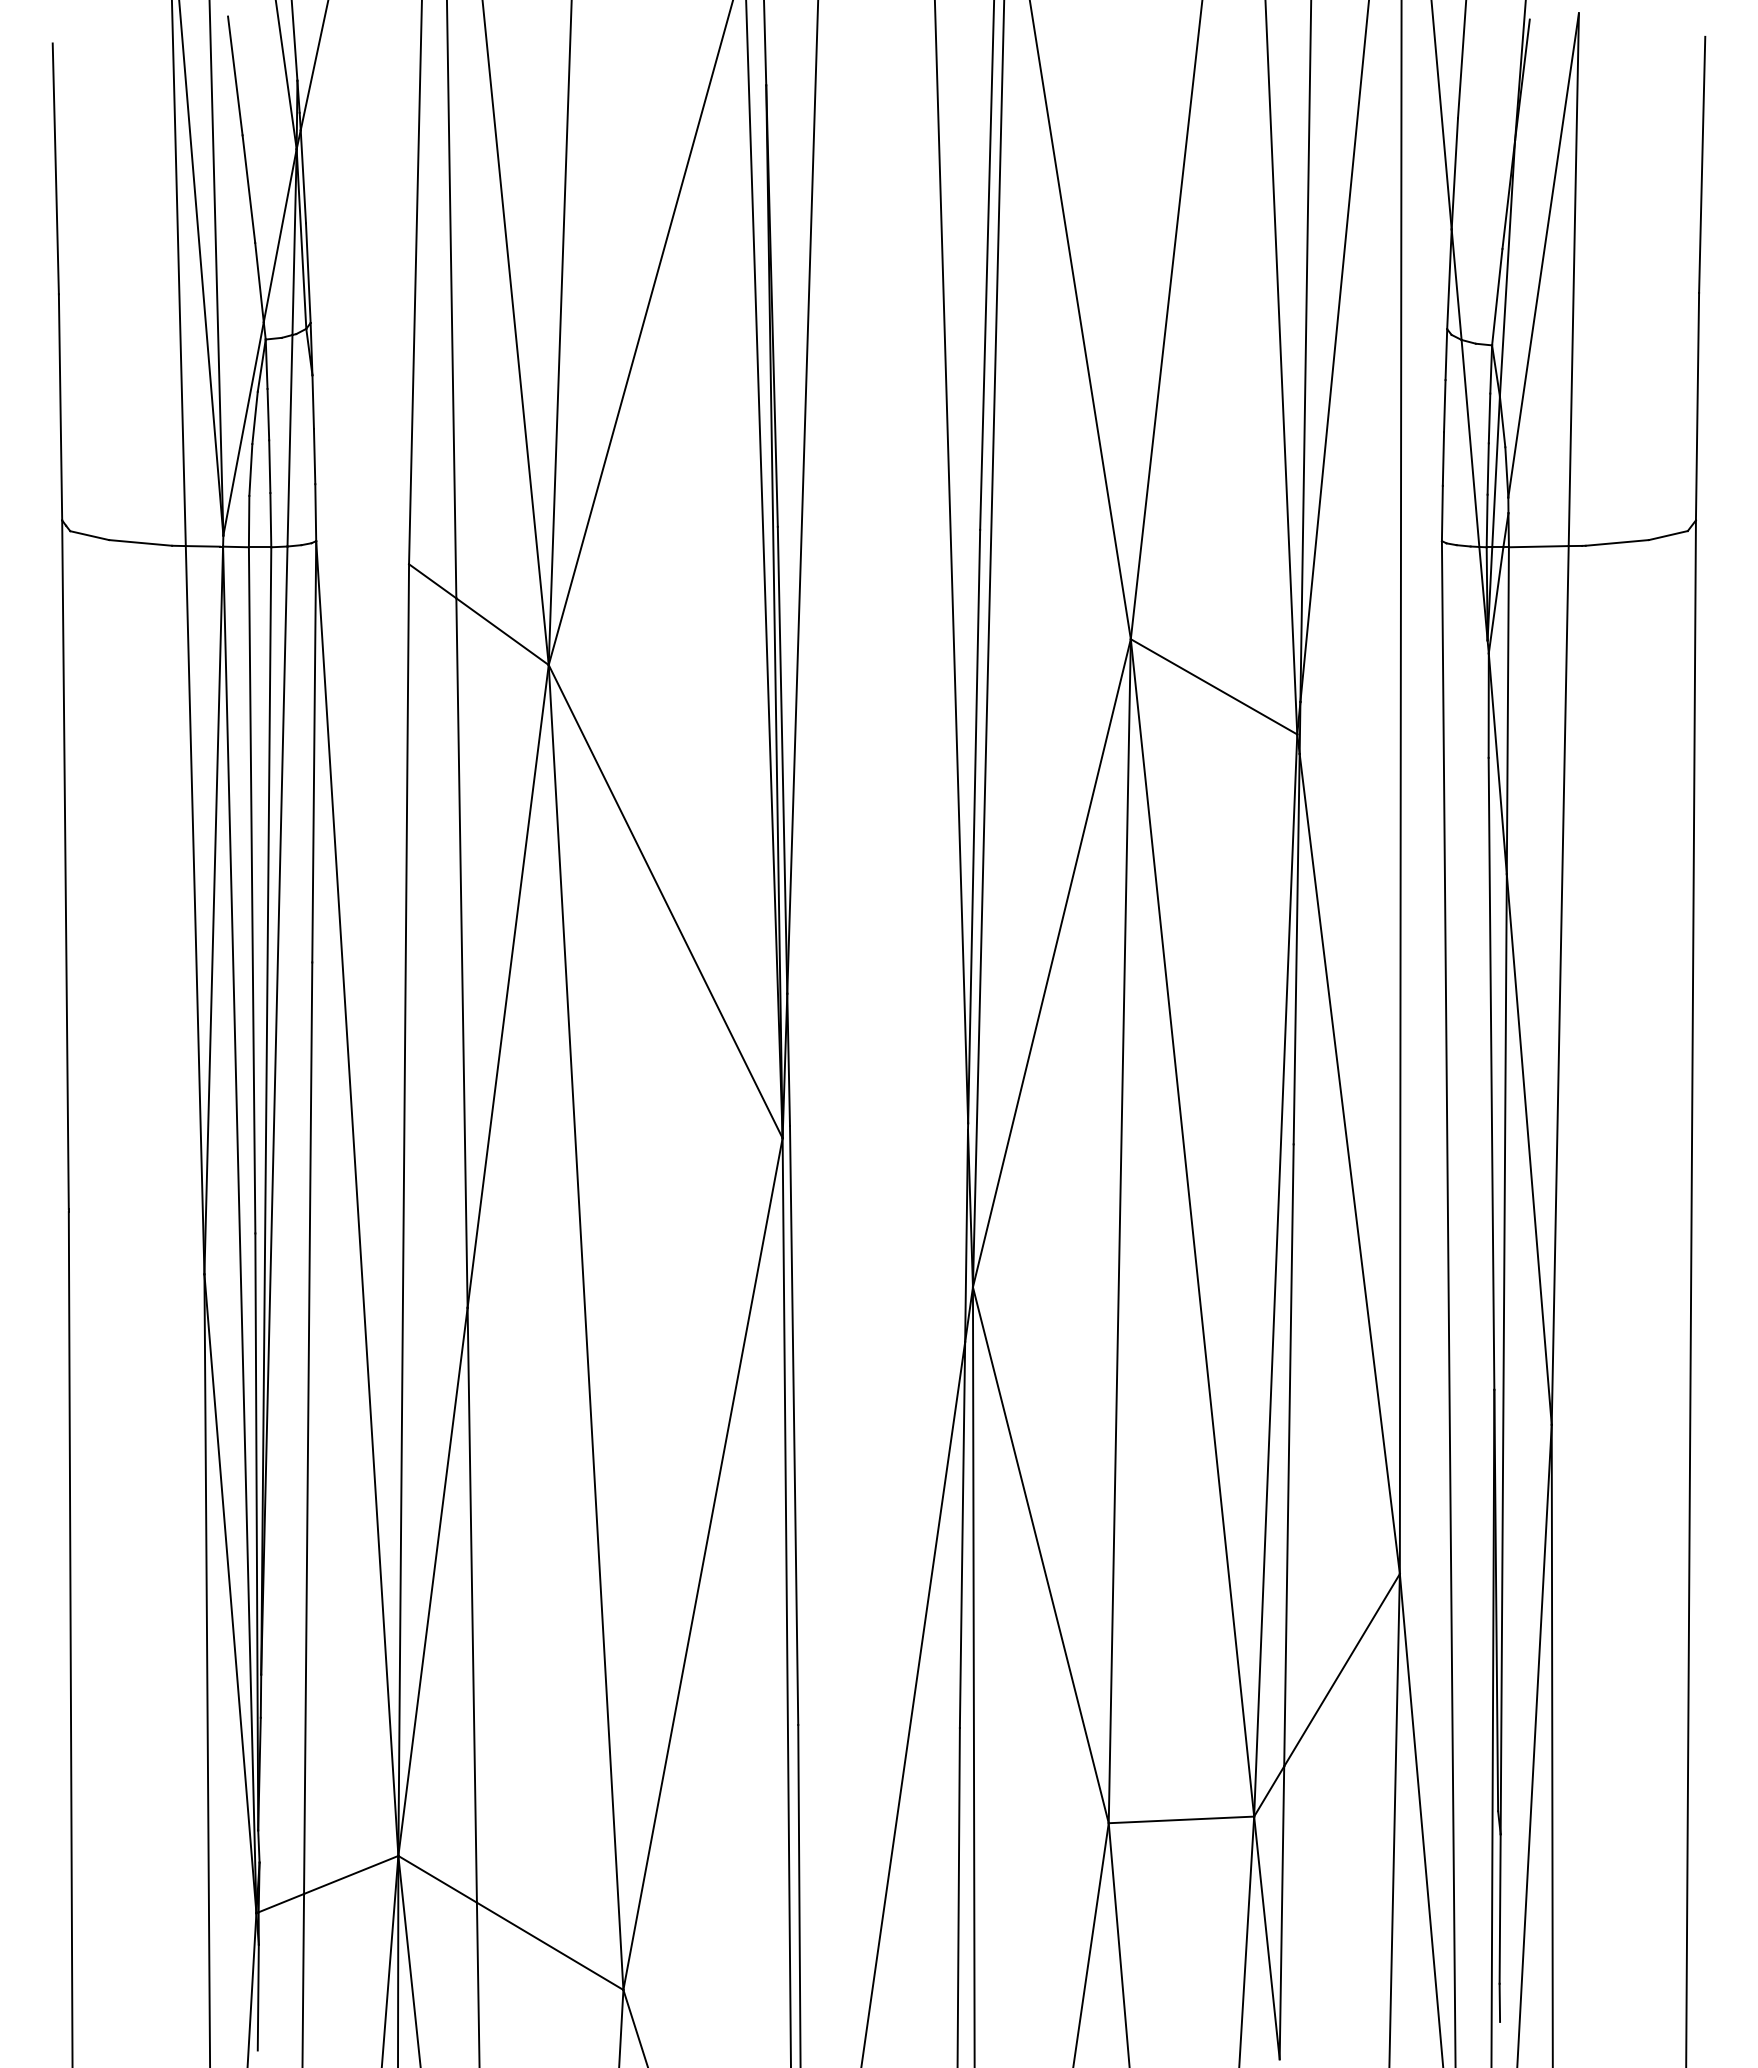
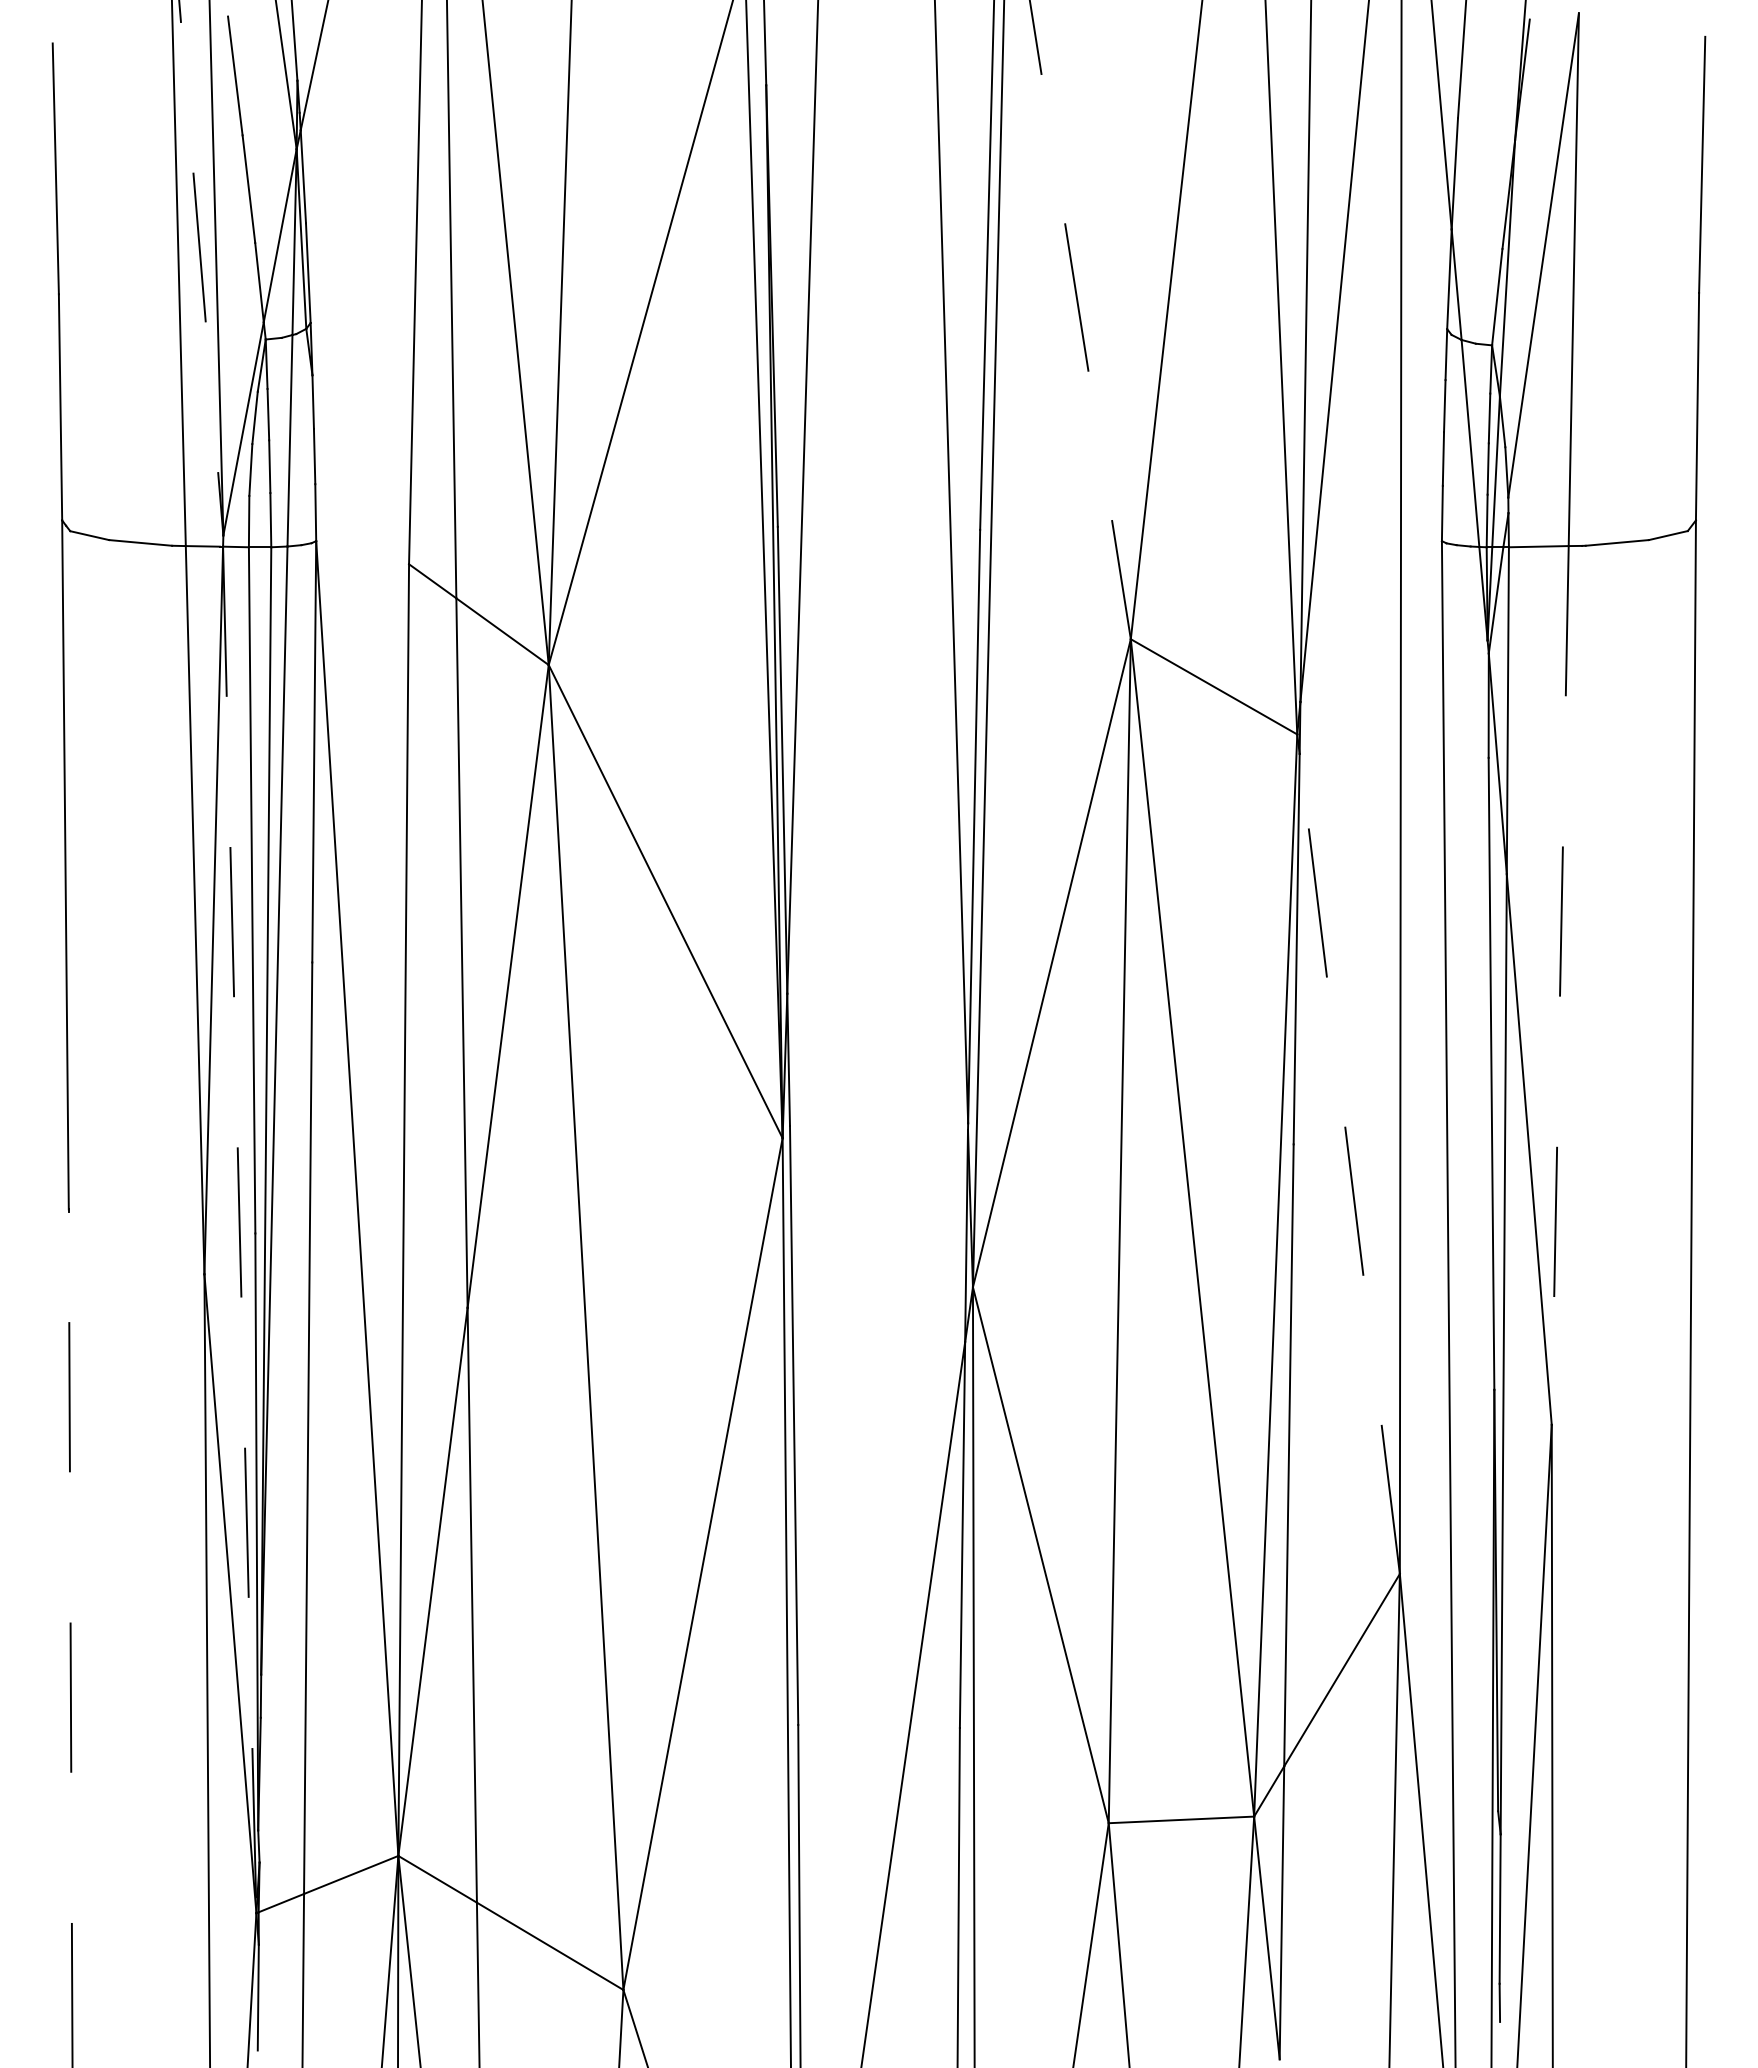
line: solid -> dashed (201, 268)
line: solid -> dashed (1080, 320)
line: solid -> dashed (1560, 985)
line: solid -> dashed (1349, 1163)
line: solid -> dashed (239, 1230)
line: solid -> dashed (70, 1639)
